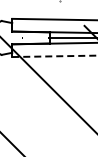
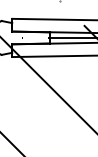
line: dashed -> solid (55, 56)
